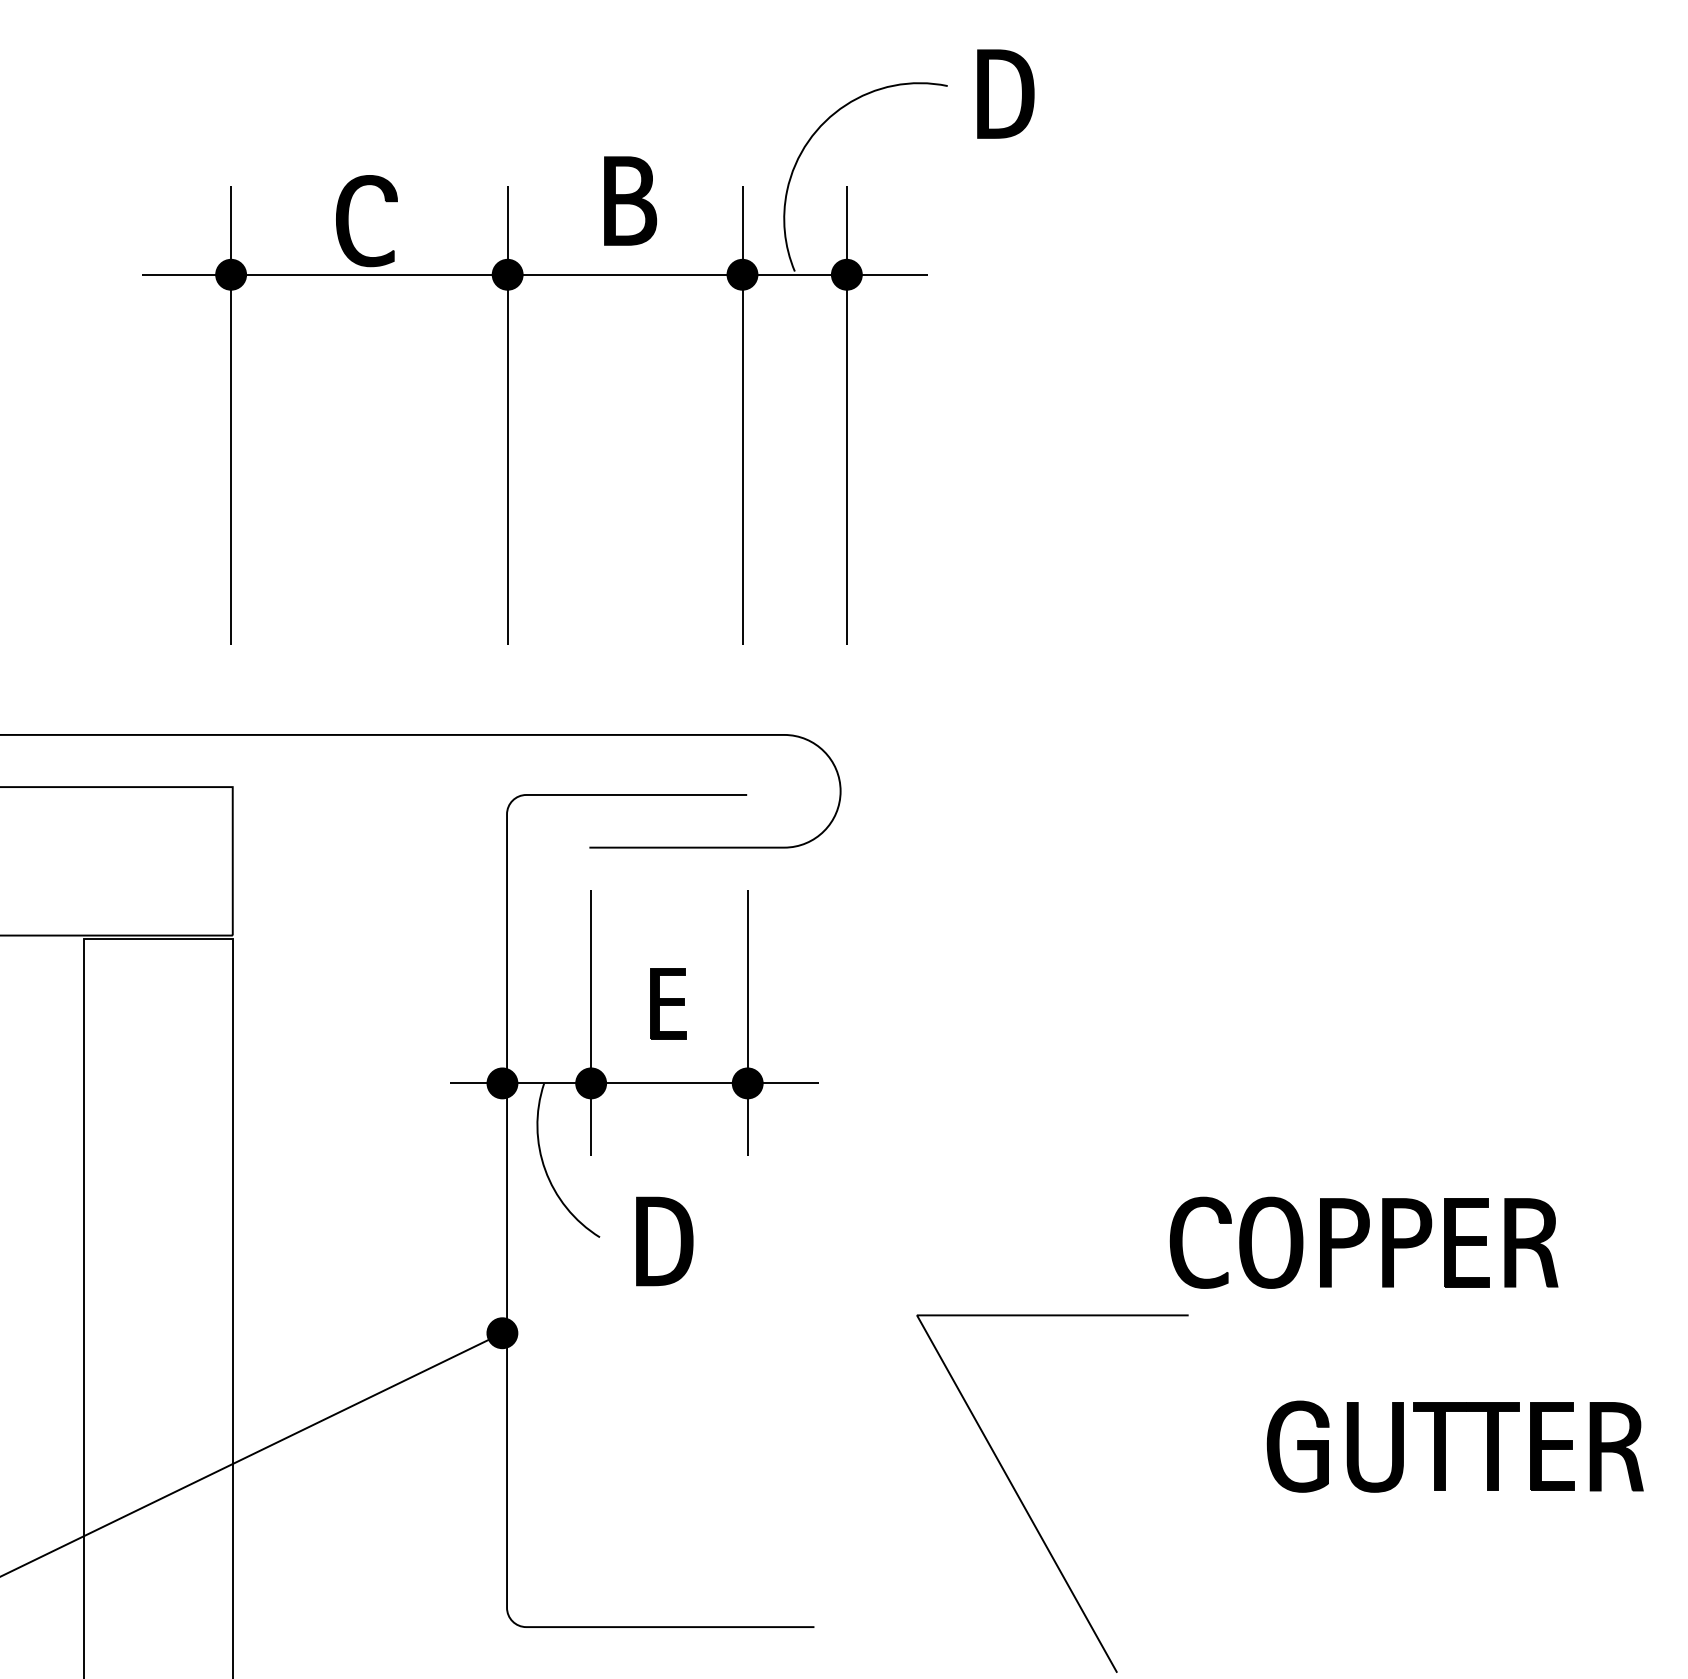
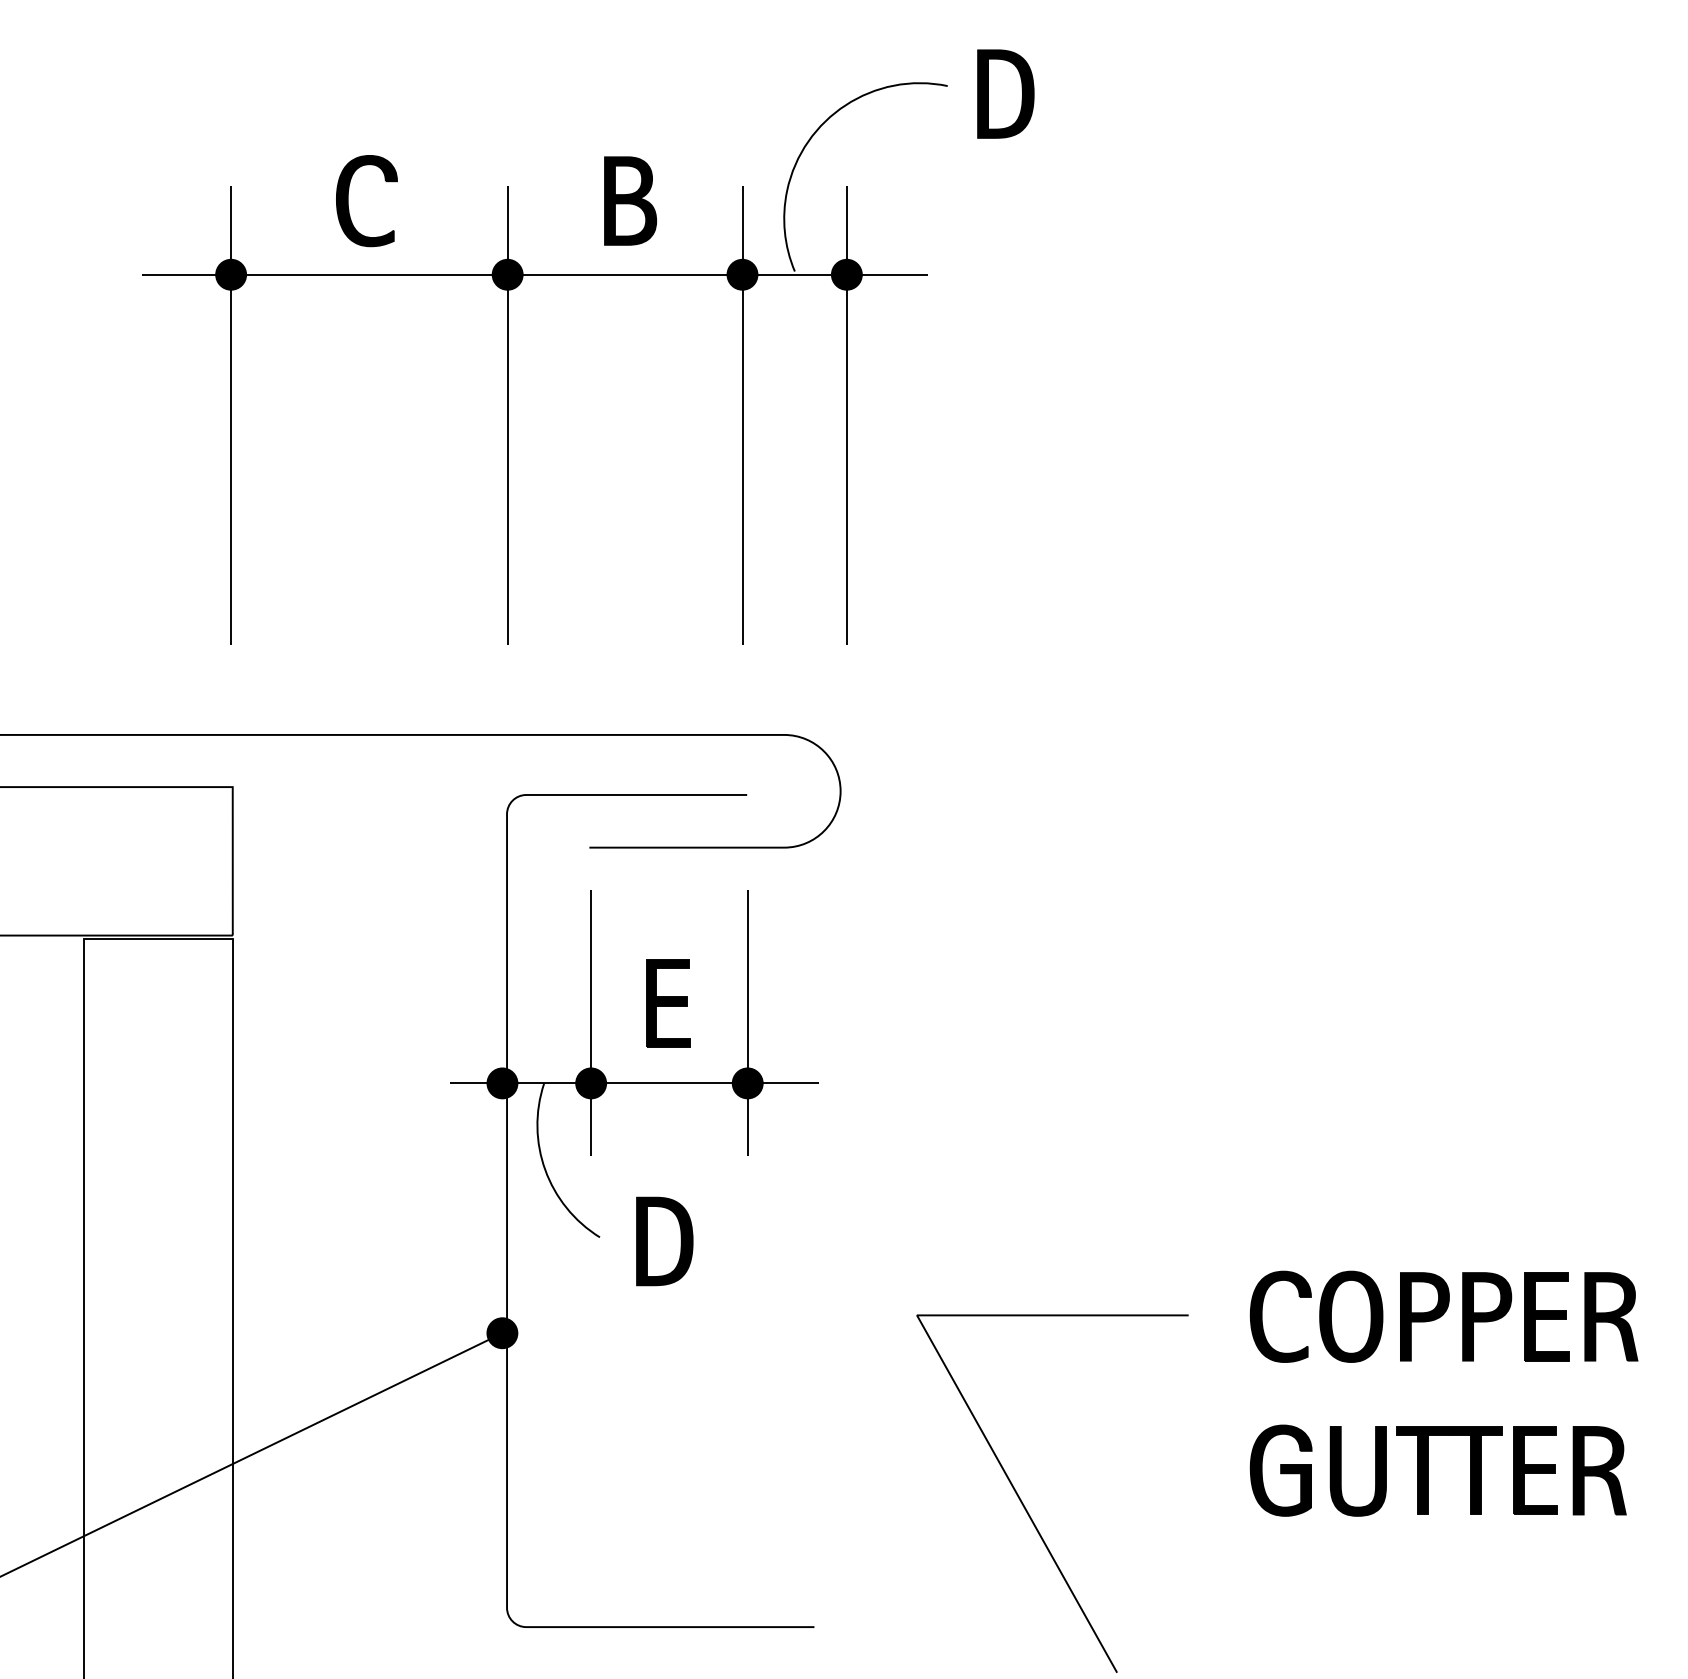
part position: (348, 221) -> (348, 201) (348, 201)
part size: 37x72 px -> 45x89 px (668, 1003)
part position: (1363, 1242) -> (1443, 1316) (1443, 1316)
part position: (1445, 1446) -> (1428, 1470) (1428, 1470)
